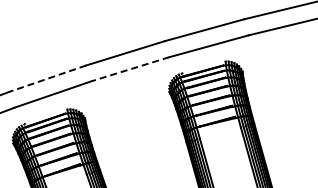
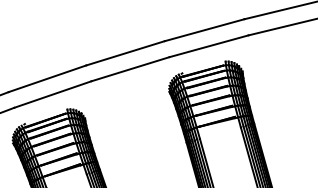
line: dashed -> solid (130, 69)
line: dashed -> solid (47, 78)
